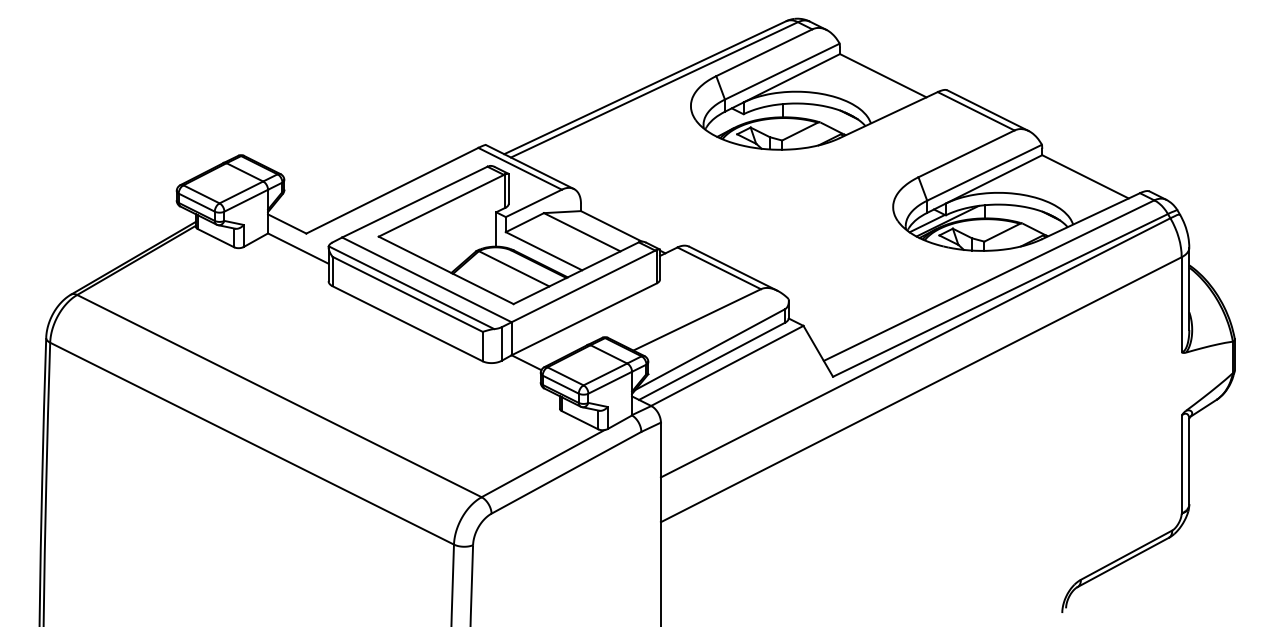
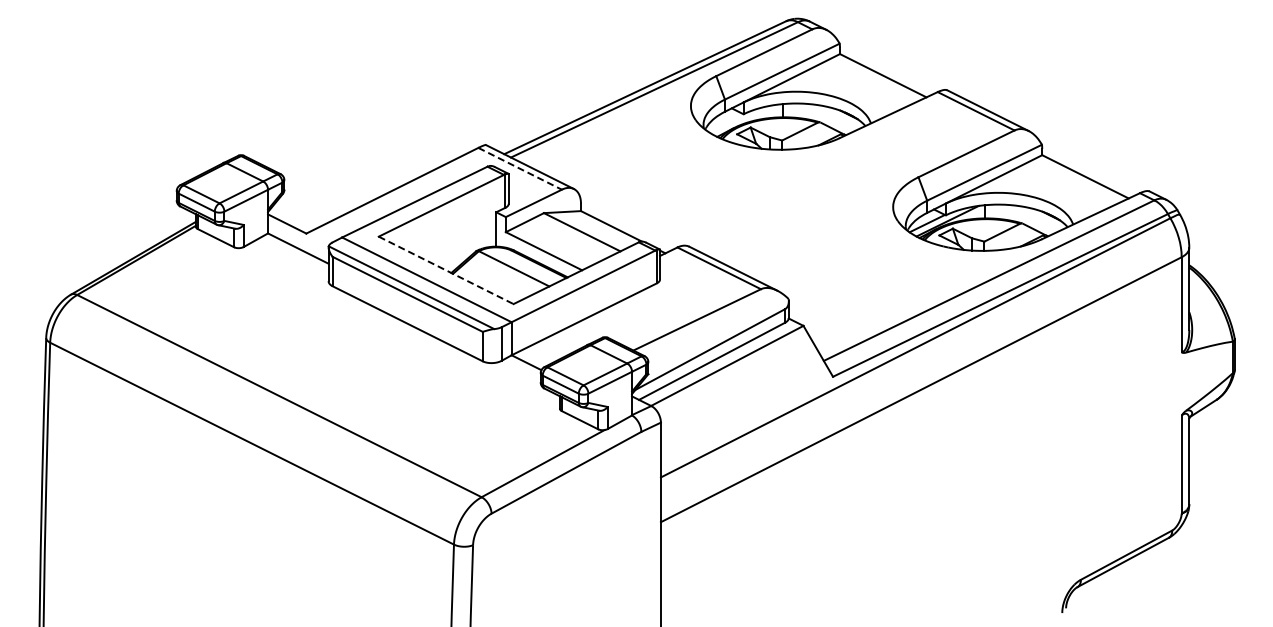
line: solid -> dashed (520, 168)
line: solid -> dashed (446, 270)
